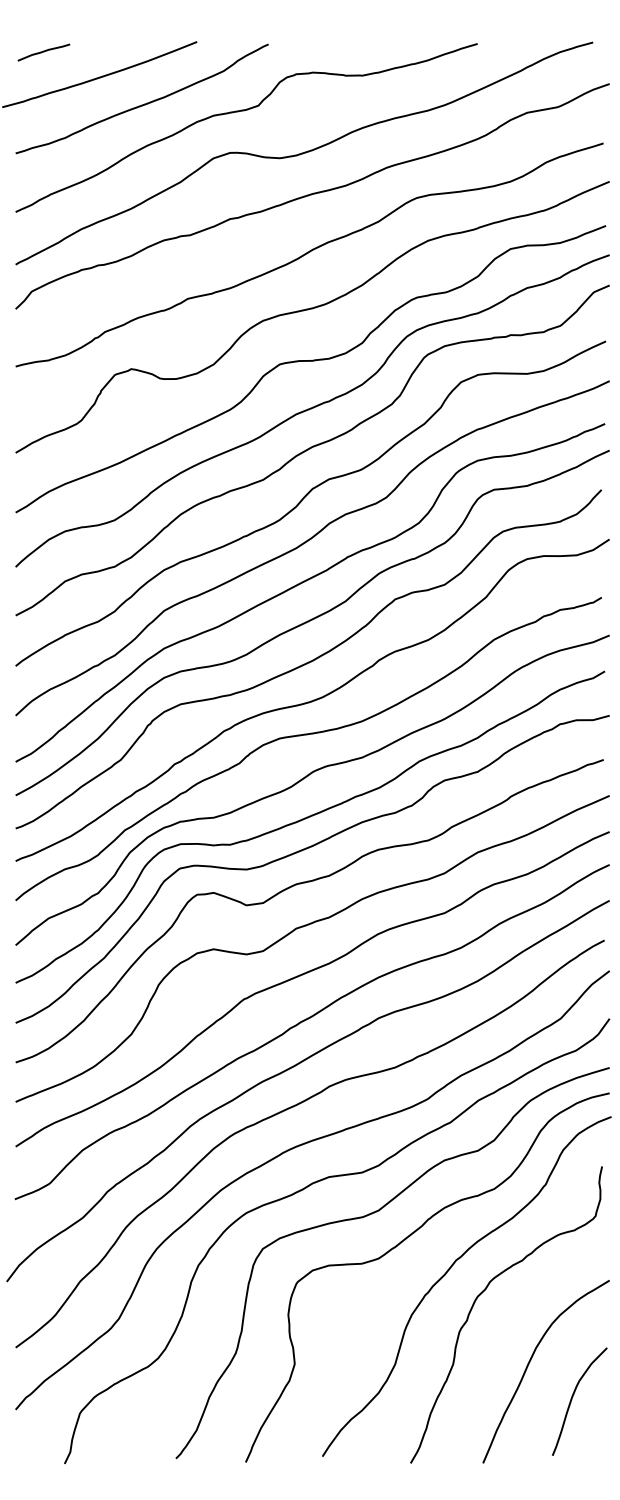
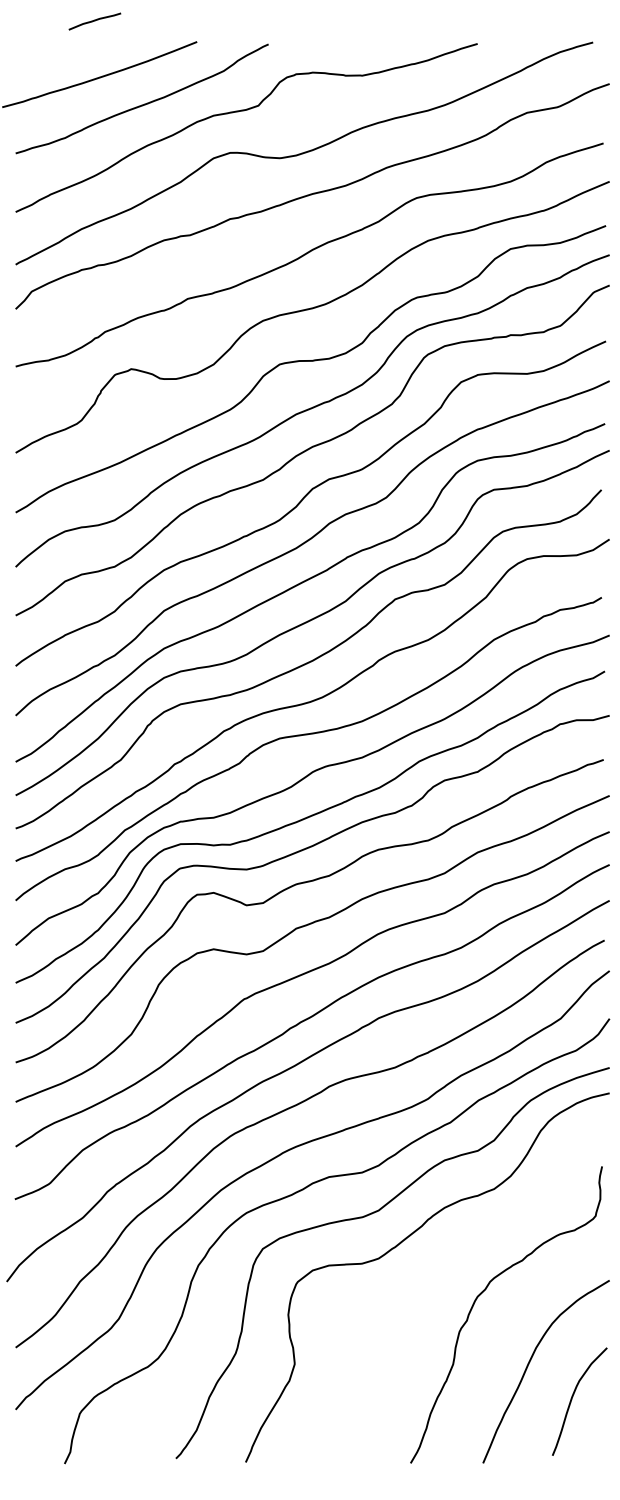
curve position: (43, 52) -> (94, 21) (94, 21)
curve: present -> none (446, 1274)
